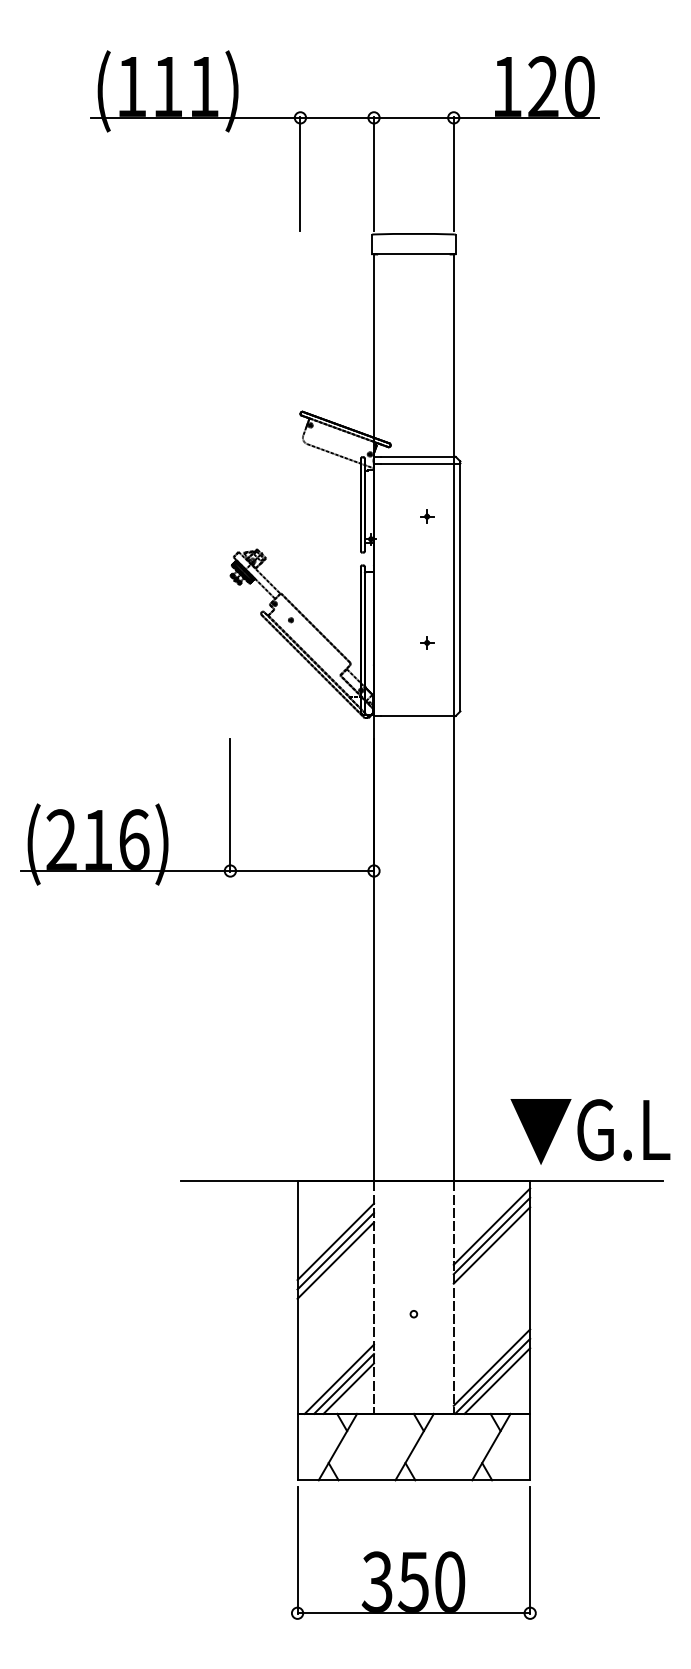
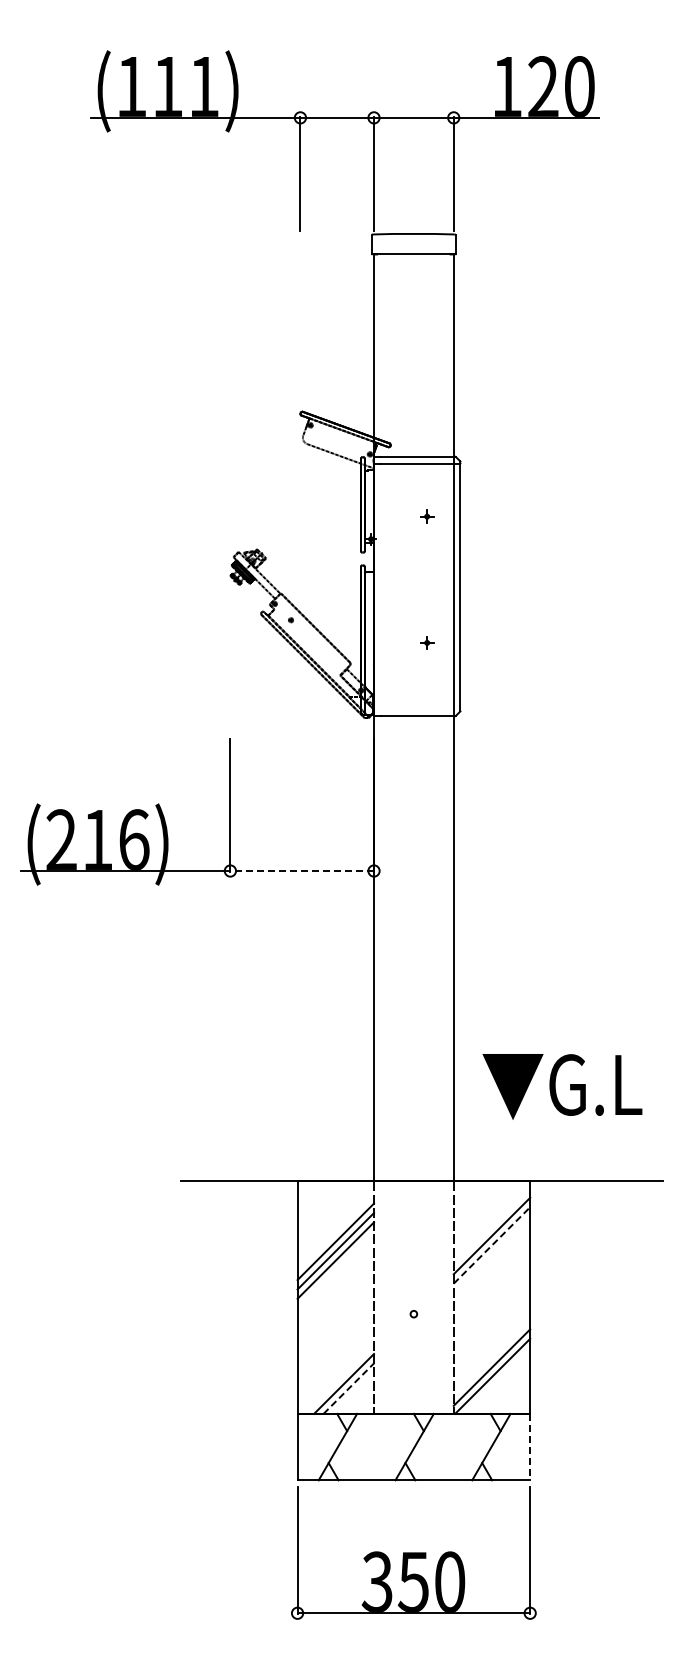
line: solid -> dashed (302, 871)
text position: (590, 1131) -> (562, 1086) (562, 1086)
line: present -> none (491, 1226)
line: solid -> dashed (492, 1245)
line: present -> none (339, 1378)
line: present -> none (497, 1380)
line: solid -> dashed (348, 1388)
line: solid -> dashed (530, 1447)
